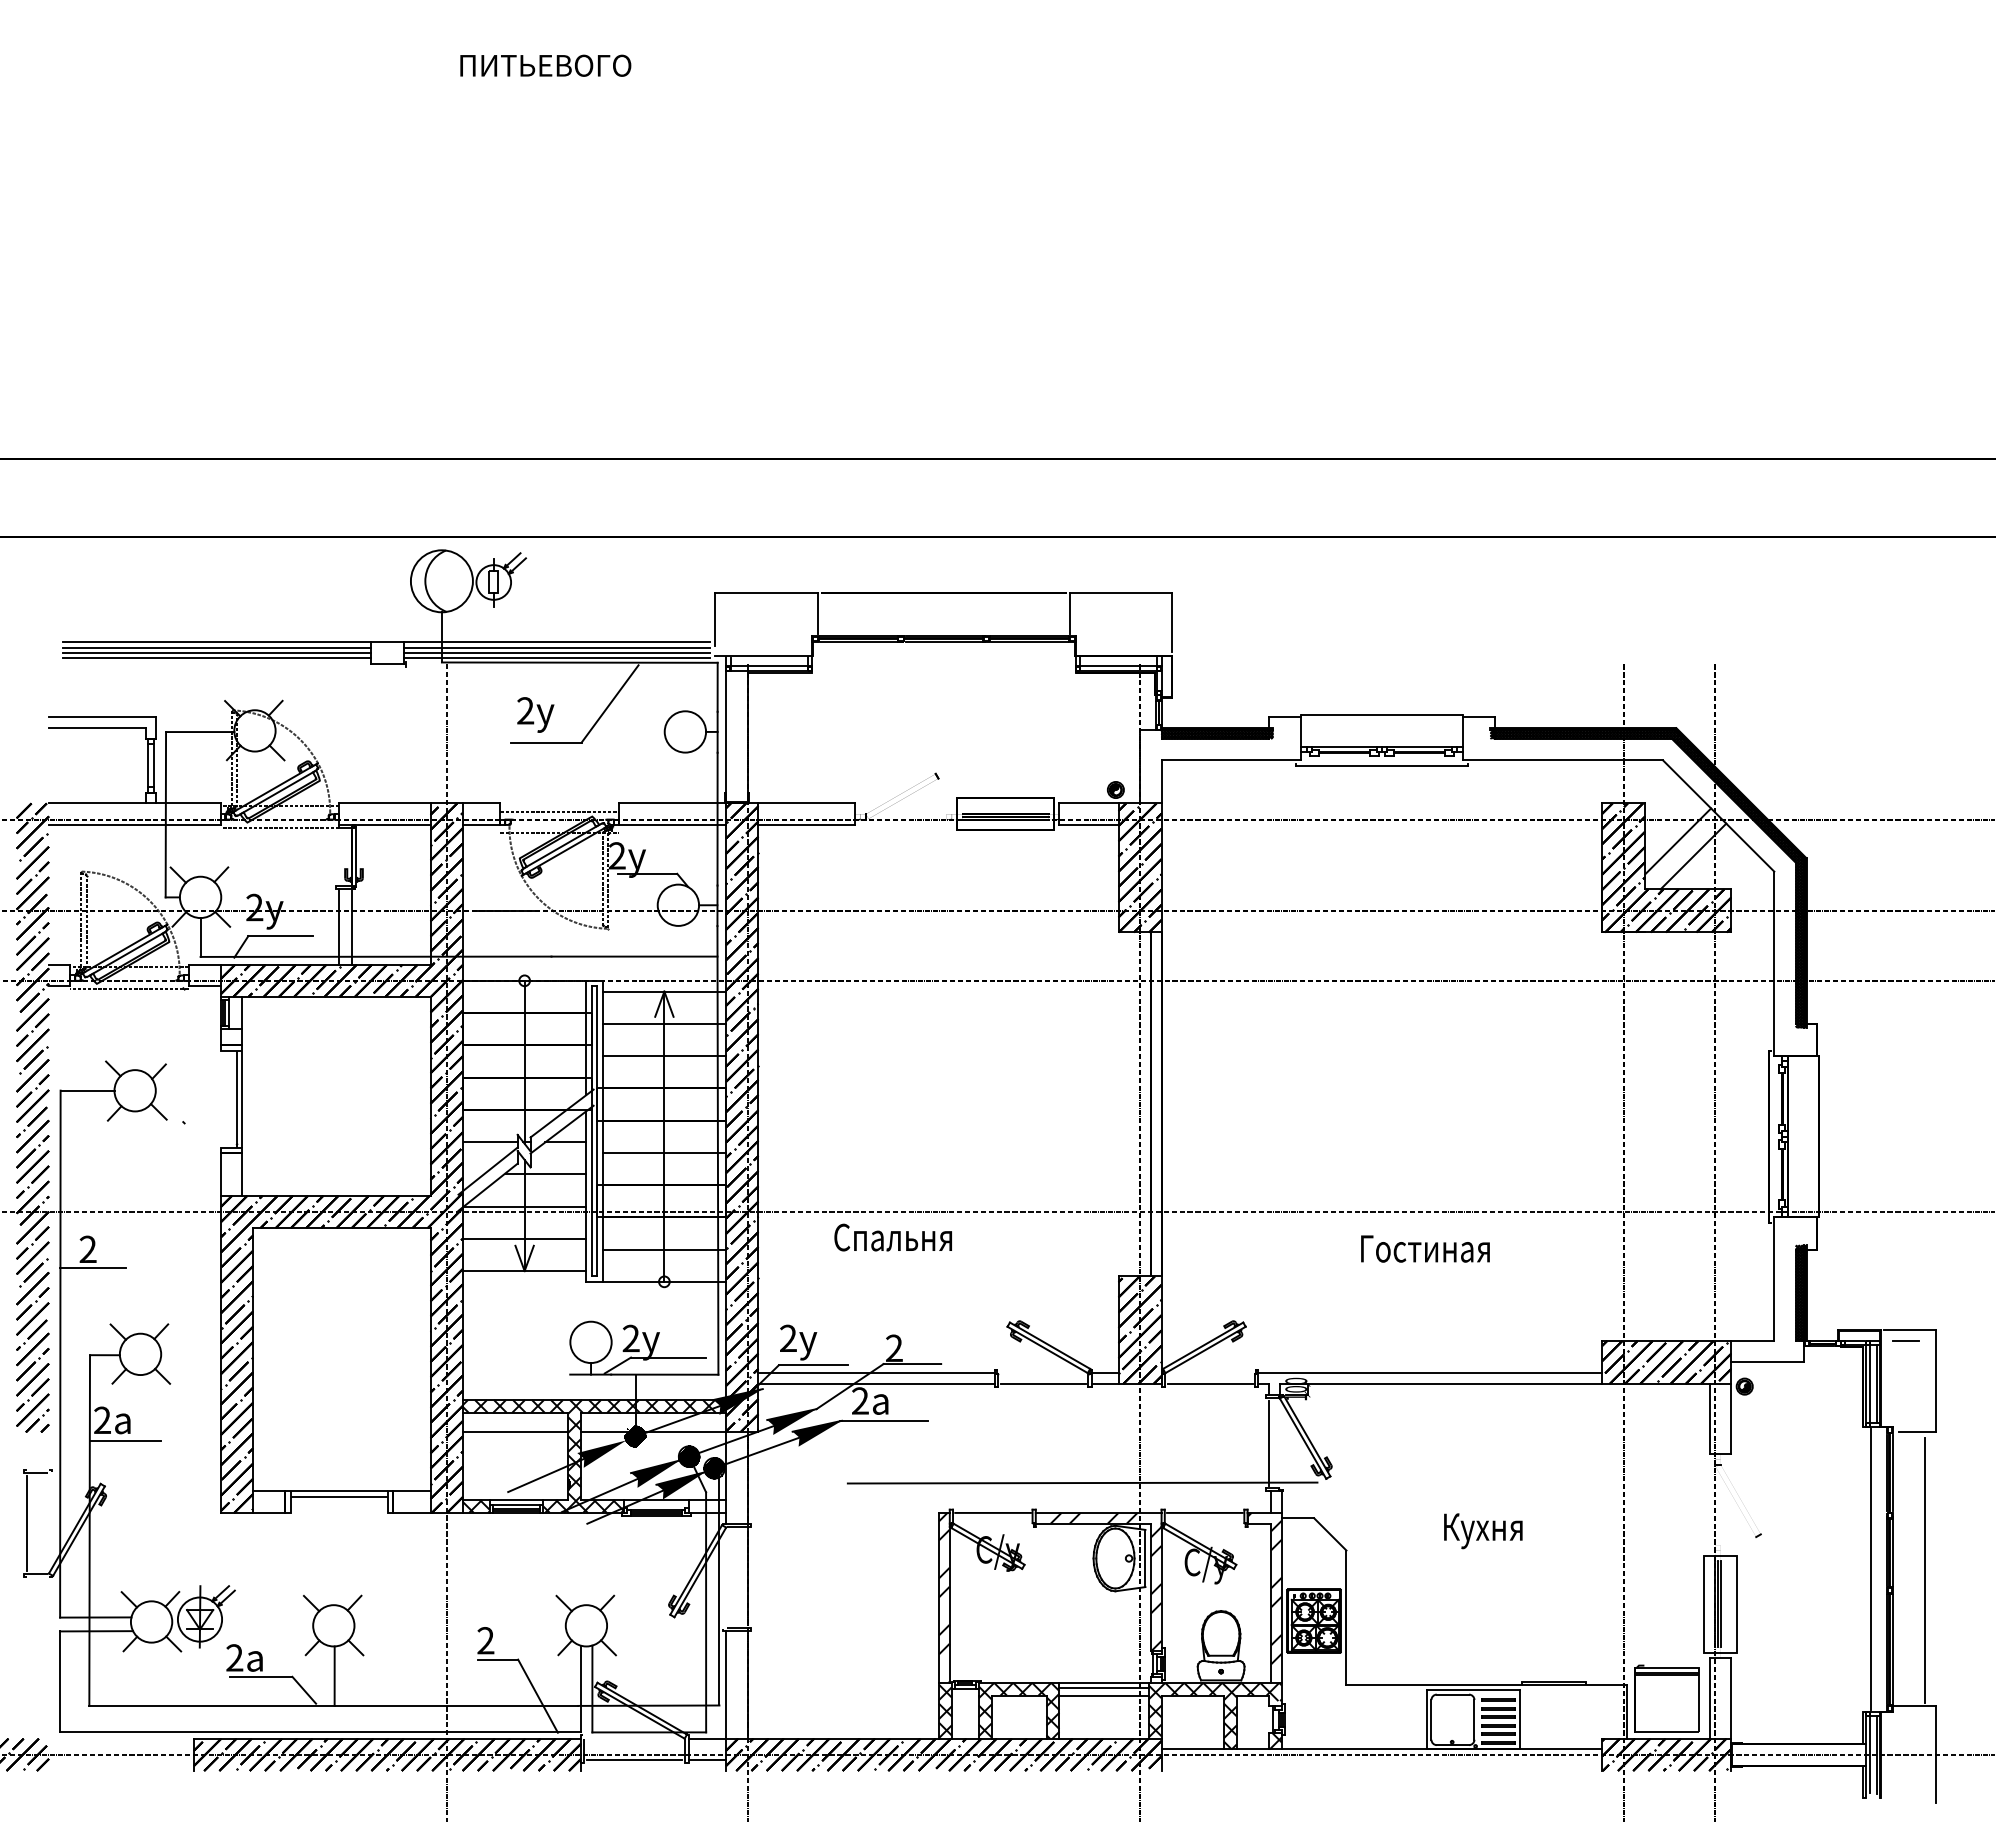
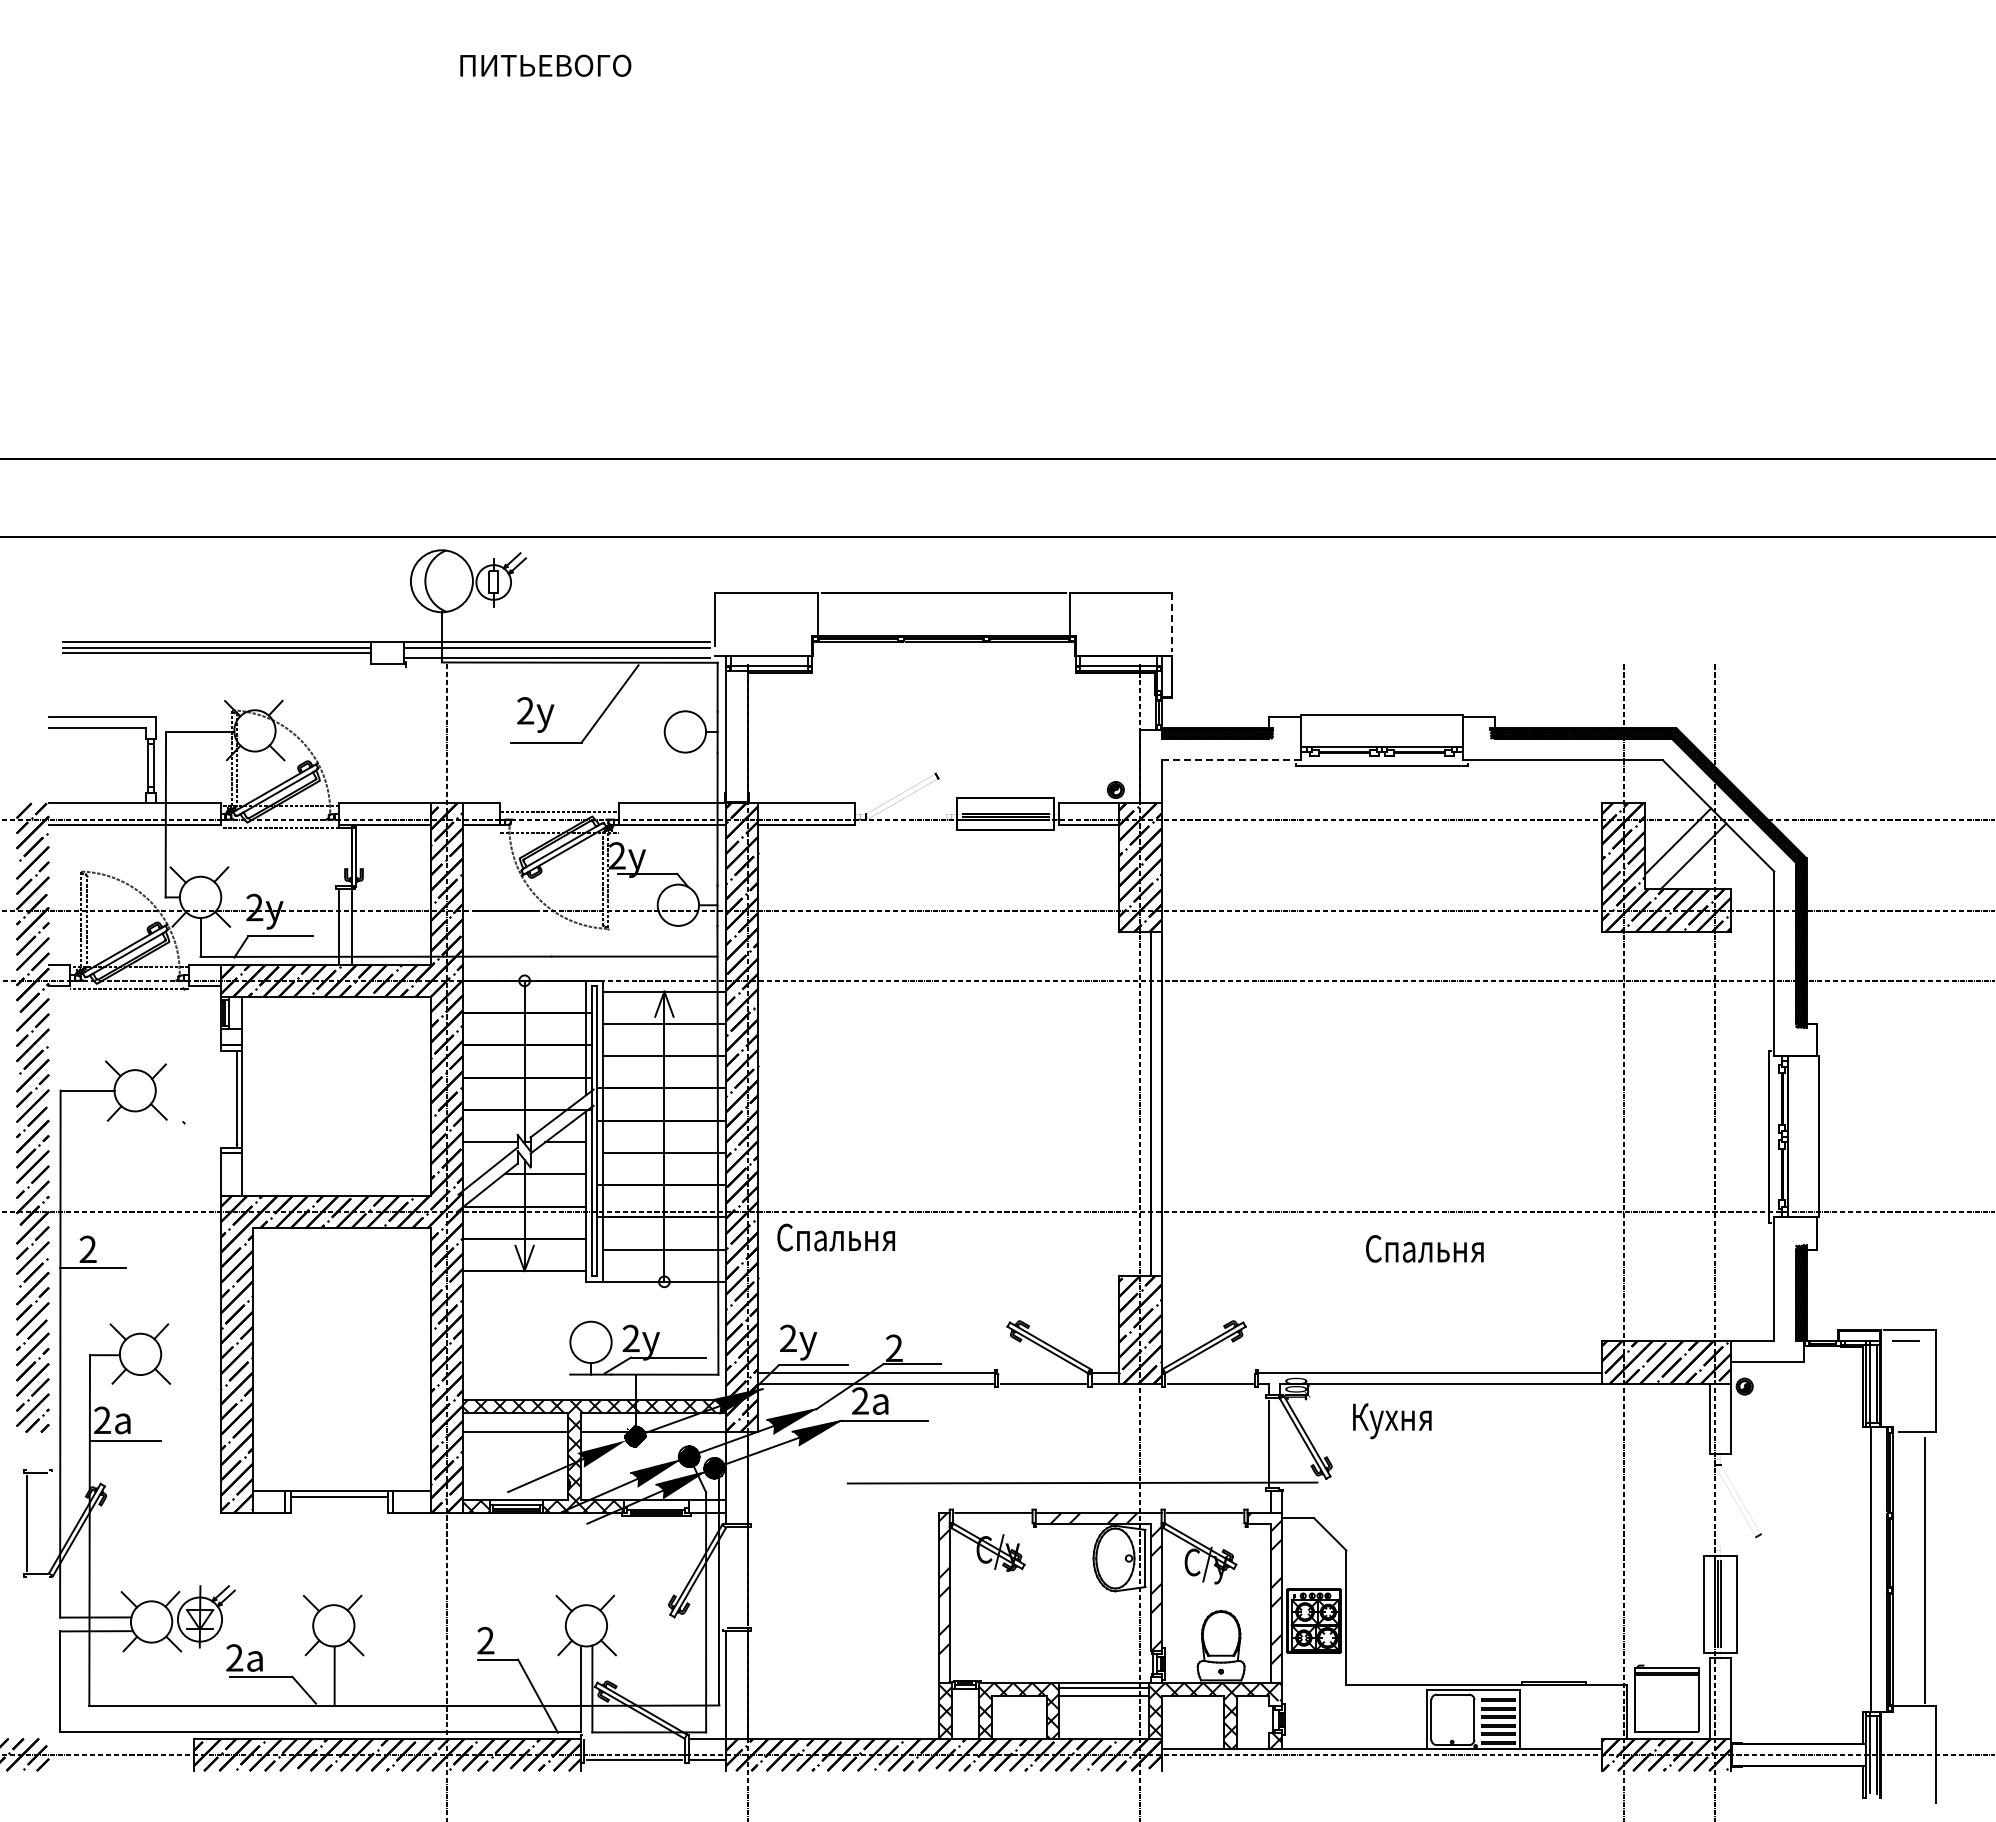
line: solid -> dashed (1172, 622)
line: present -> none (556, 652)
line: present -> none (217, 658)
line: solid -> dashed (1231, 760)
text position: (892, 1237) -> (835, 1237) (835, 1237)
text: Гостиная -> Спальня (1425, 1248)
text position: (1483, 1531) -> (1392, 1421) (1392, 1421)
